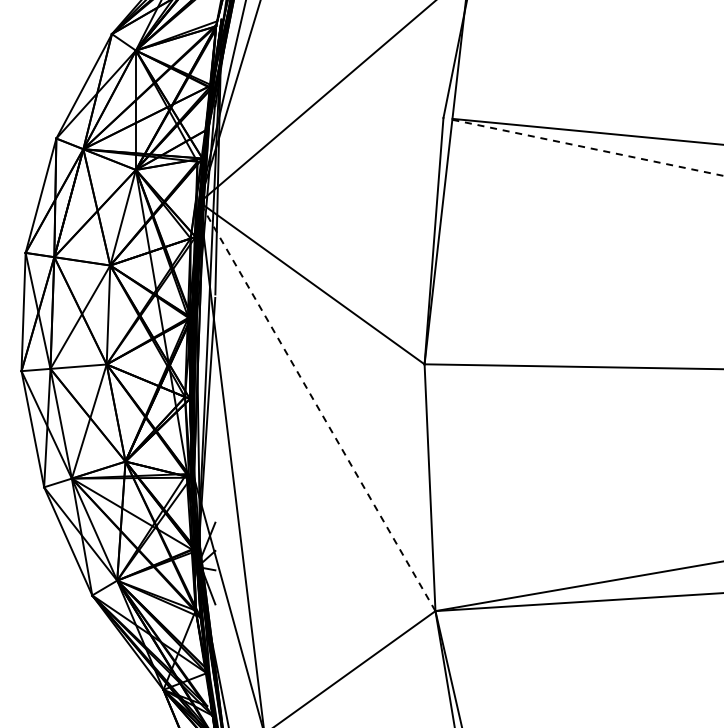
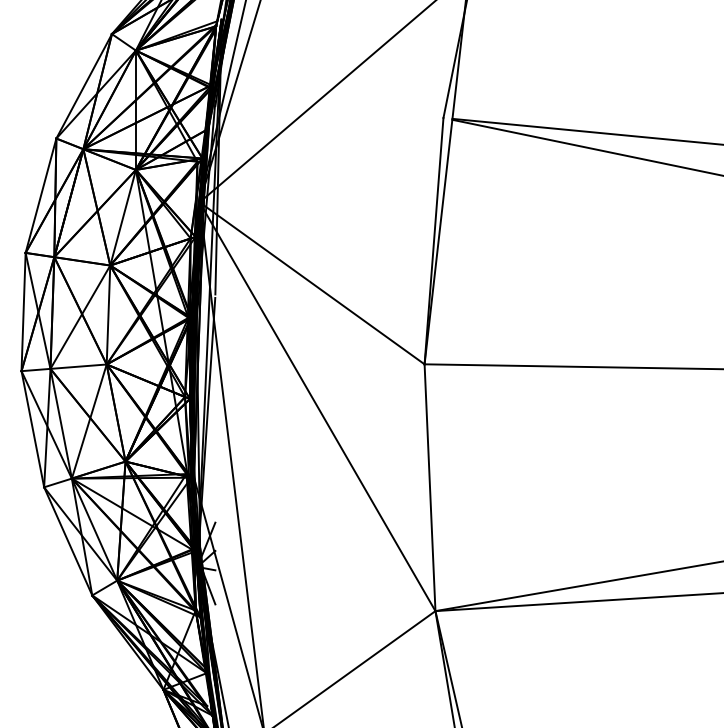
line: dashed -> solid (588, 147)
line: dashed -> solid (317, 406)
